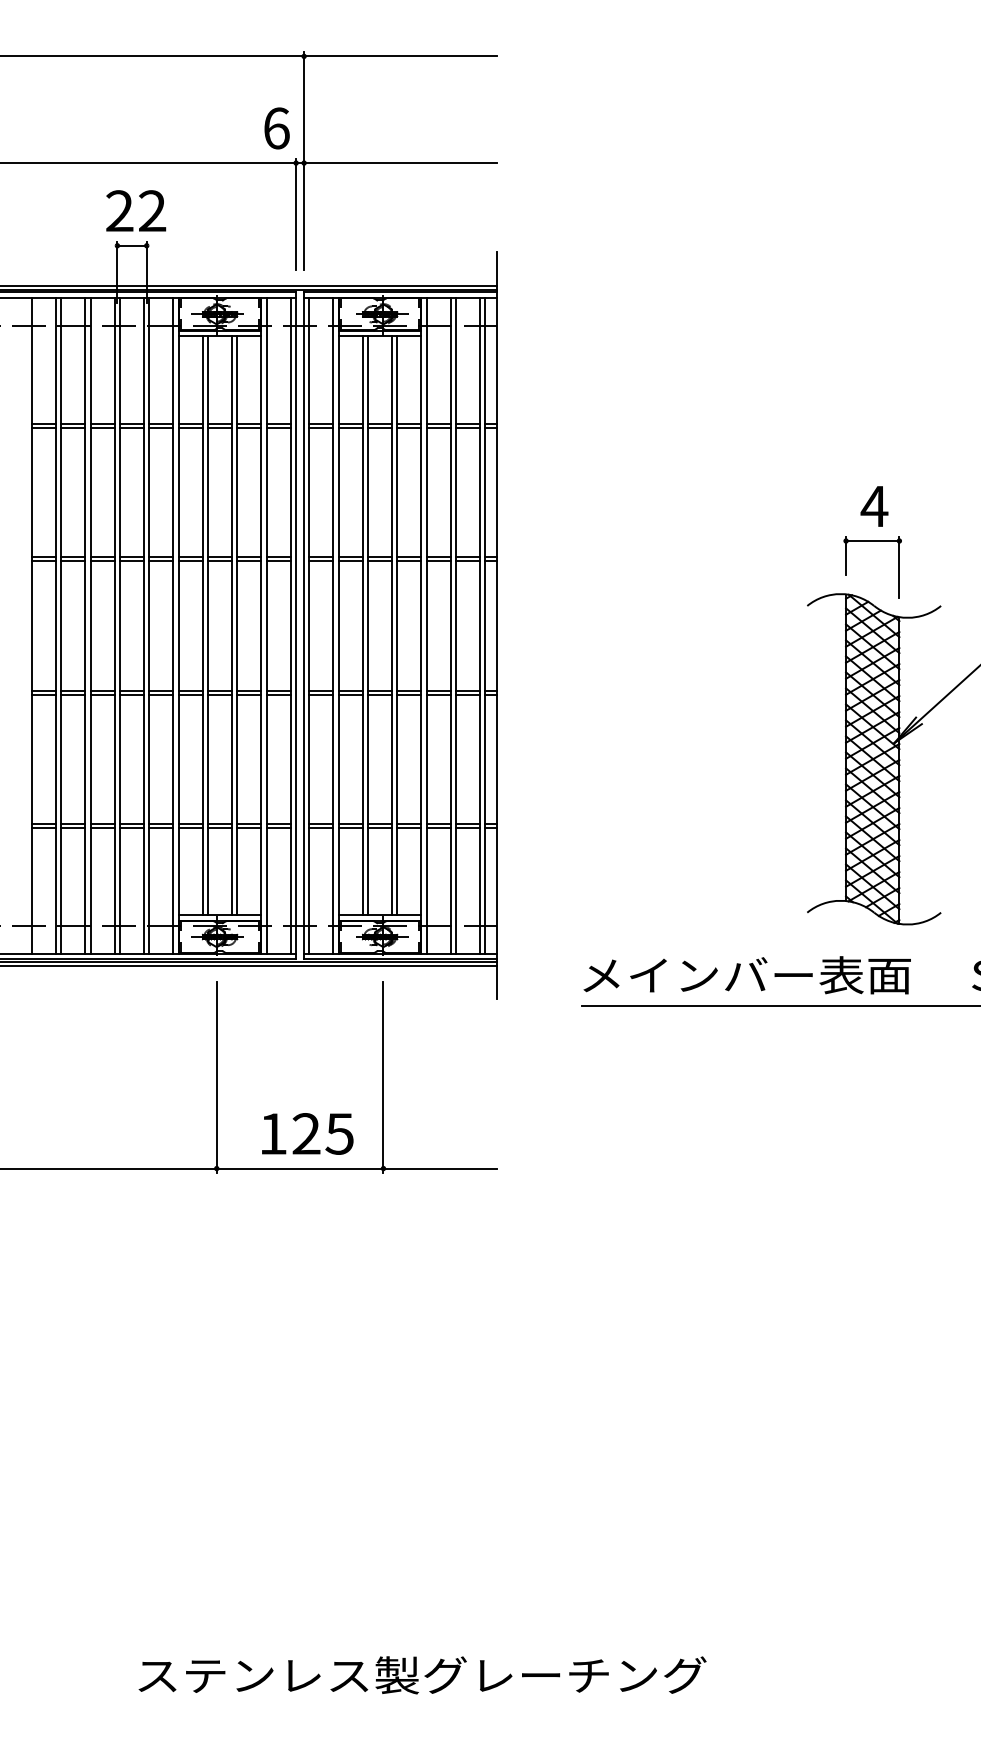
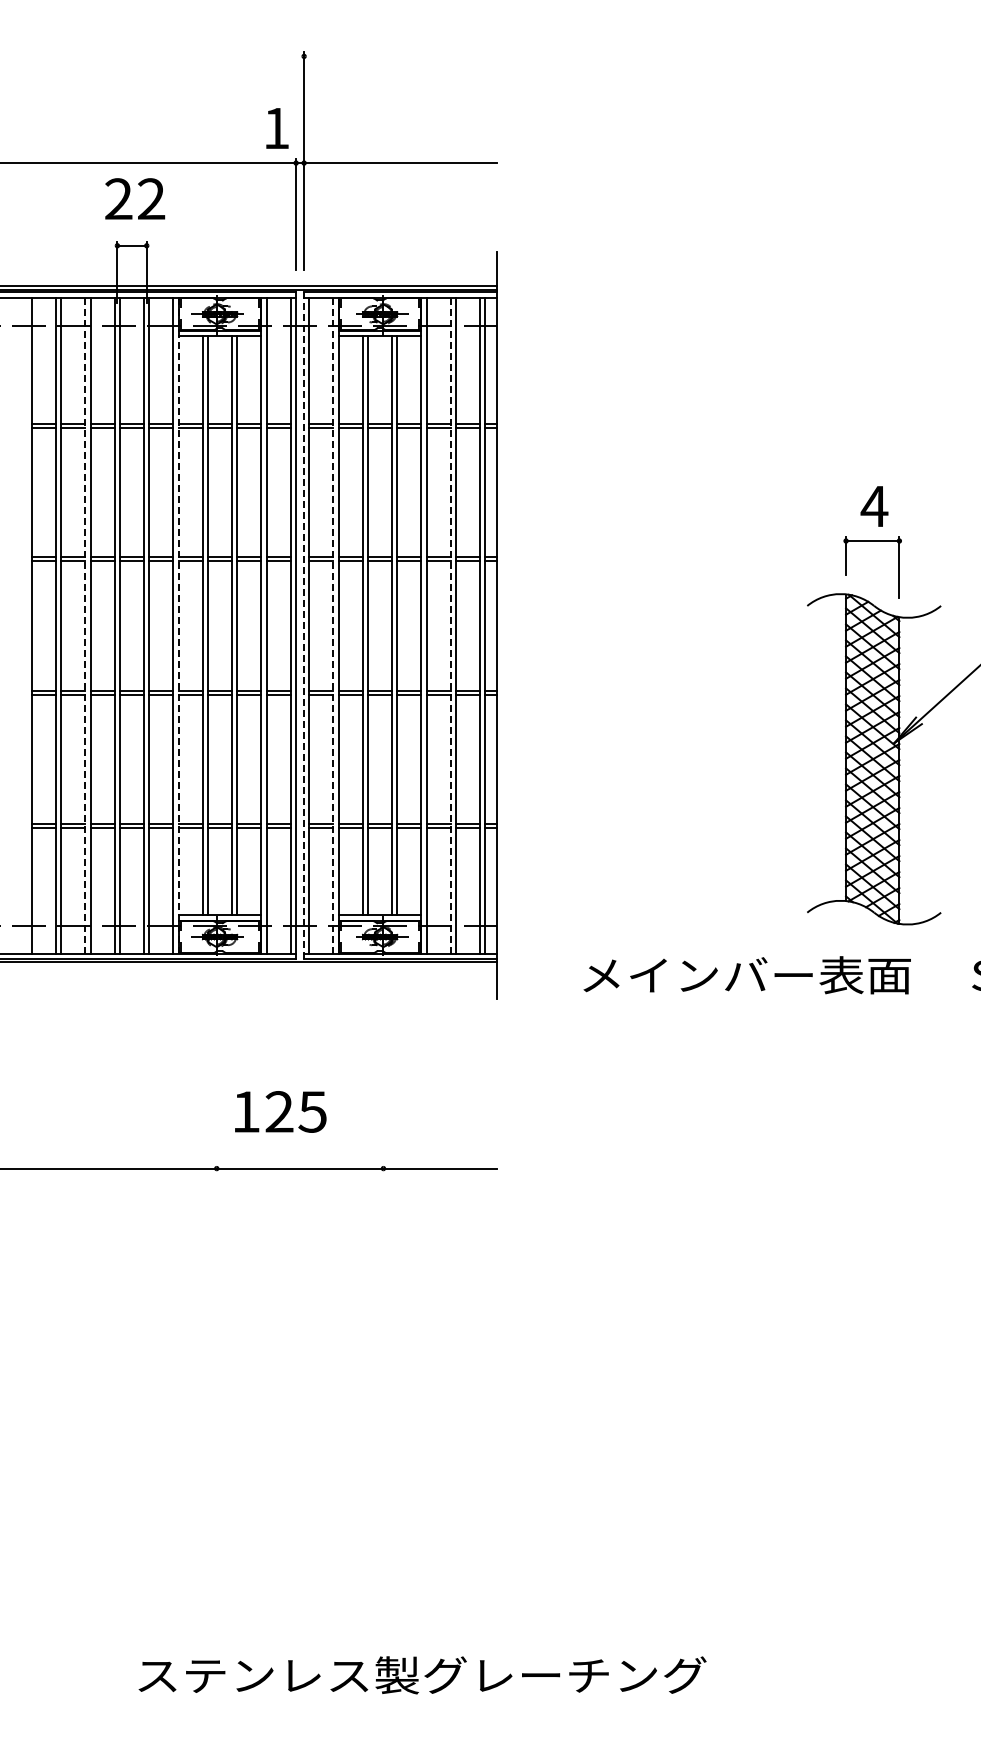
line: present -> none (249, 56)
text: 6 -> 1 (276, 128)
text position: (136, 210) -> (135, 198) (135, 198)
line: solid -> dashed (85, 625)
line: solid -> dashed (178, 625)
line: solid -> dashed (333, 625)
line: solid -> dashed (450, 625)
line: solid -> dashed (304, 626)
line: present -> none (249, 965)
line: present -> none (779, 1005)
line: present -> none (216, 1076)
line: present -> none (383, 1076)
text position: (307, 1133) -> (280, 1111) (280, 1111)
